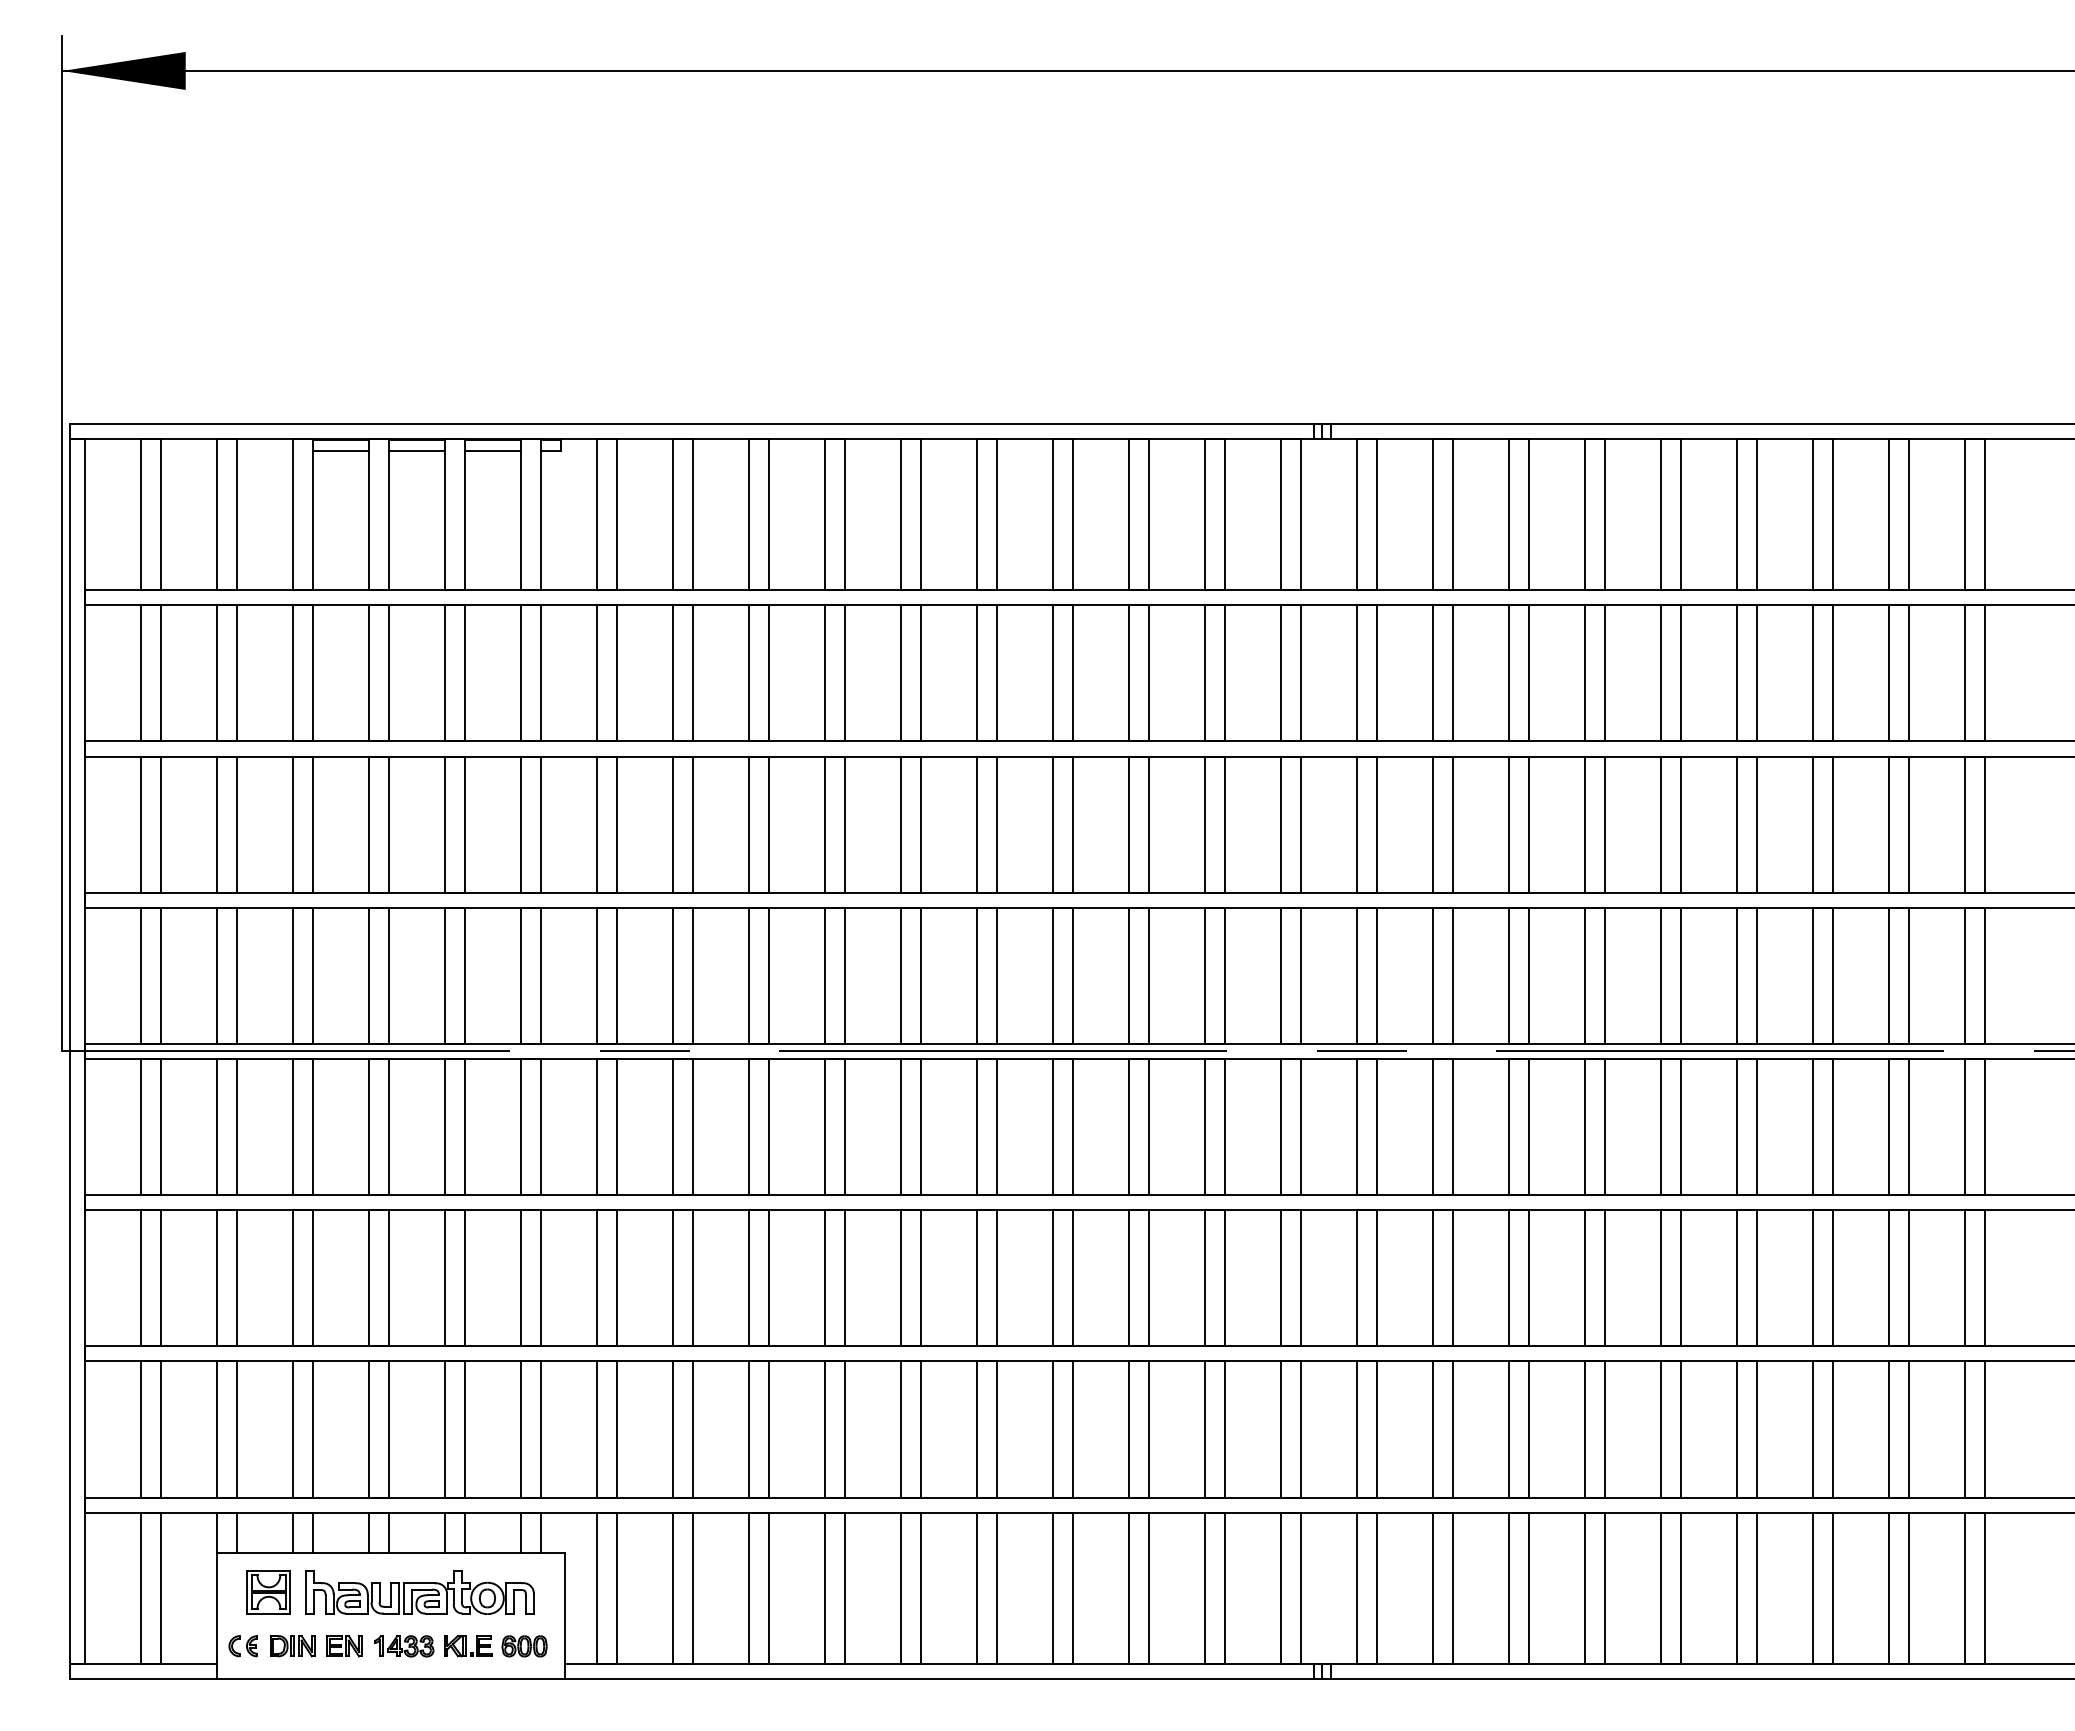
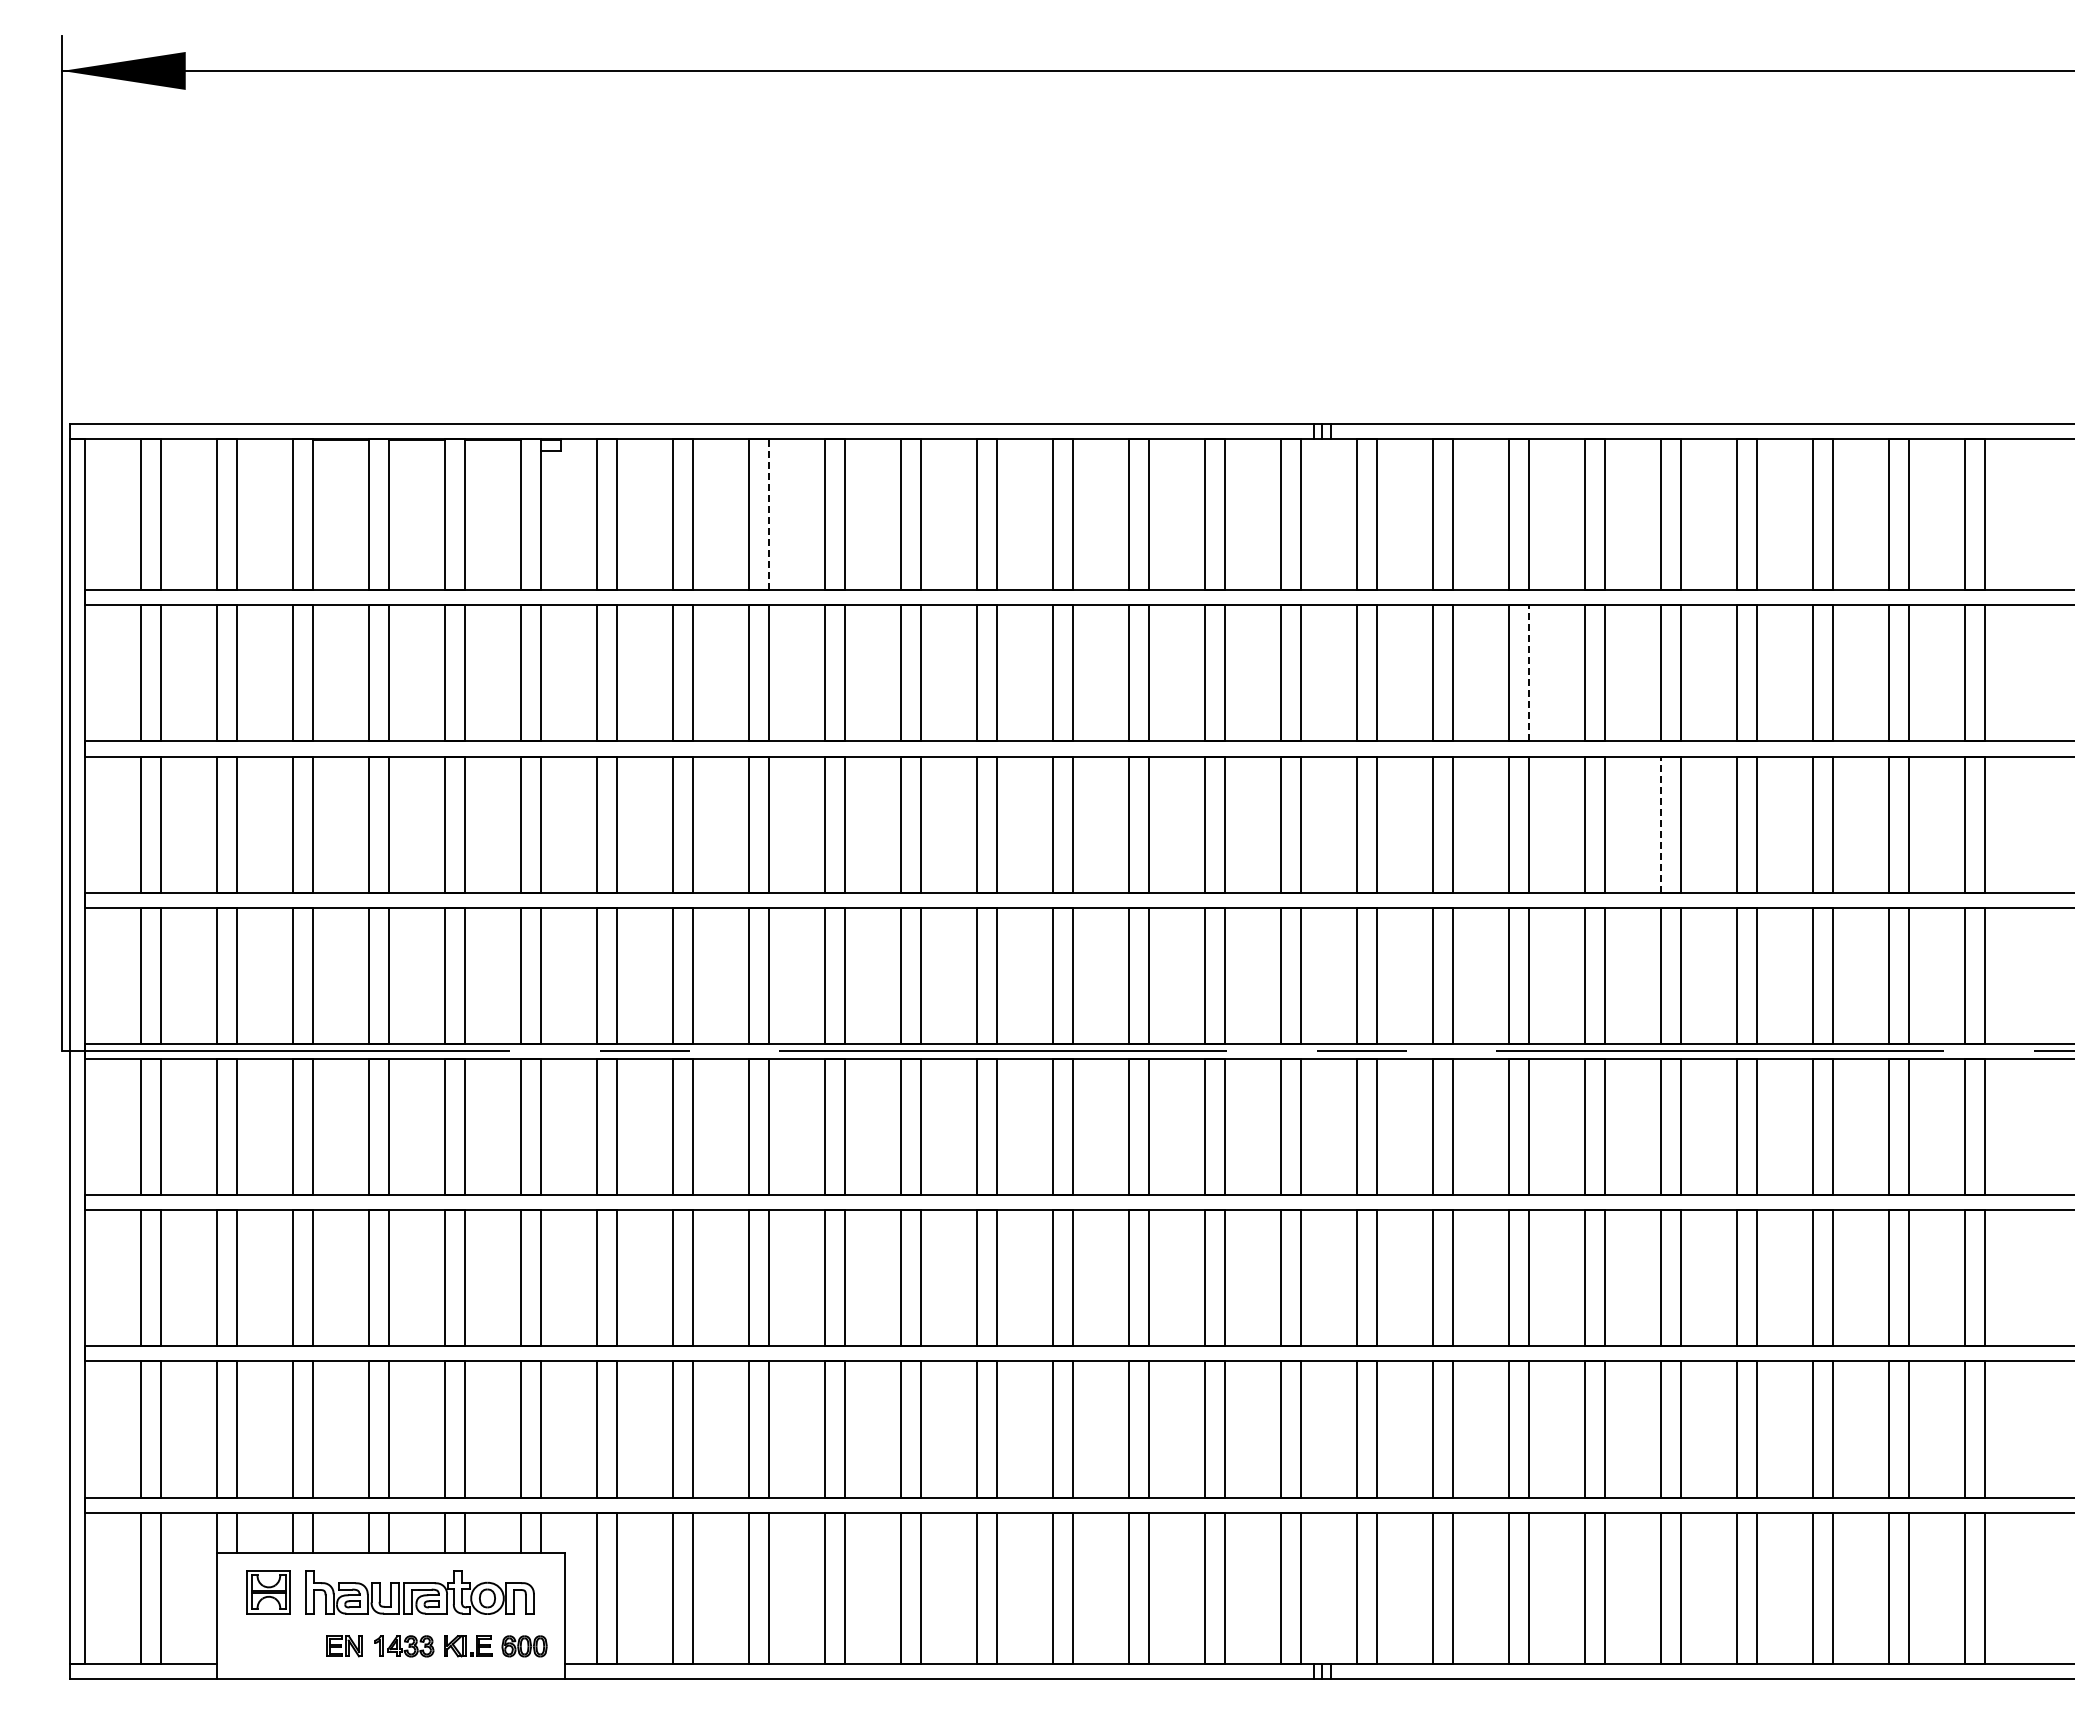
line: present -> none (340, 450)
line: present -> none (416, 450)
line: present -> none (492, 450)
line: solid -> dashed (768, 514)
line: solid -> dashed (1528, 672)
line: solid -> dashed (1660, 824)
part: present -> none (242, 1646)
part: present -> none (292, 1646)
